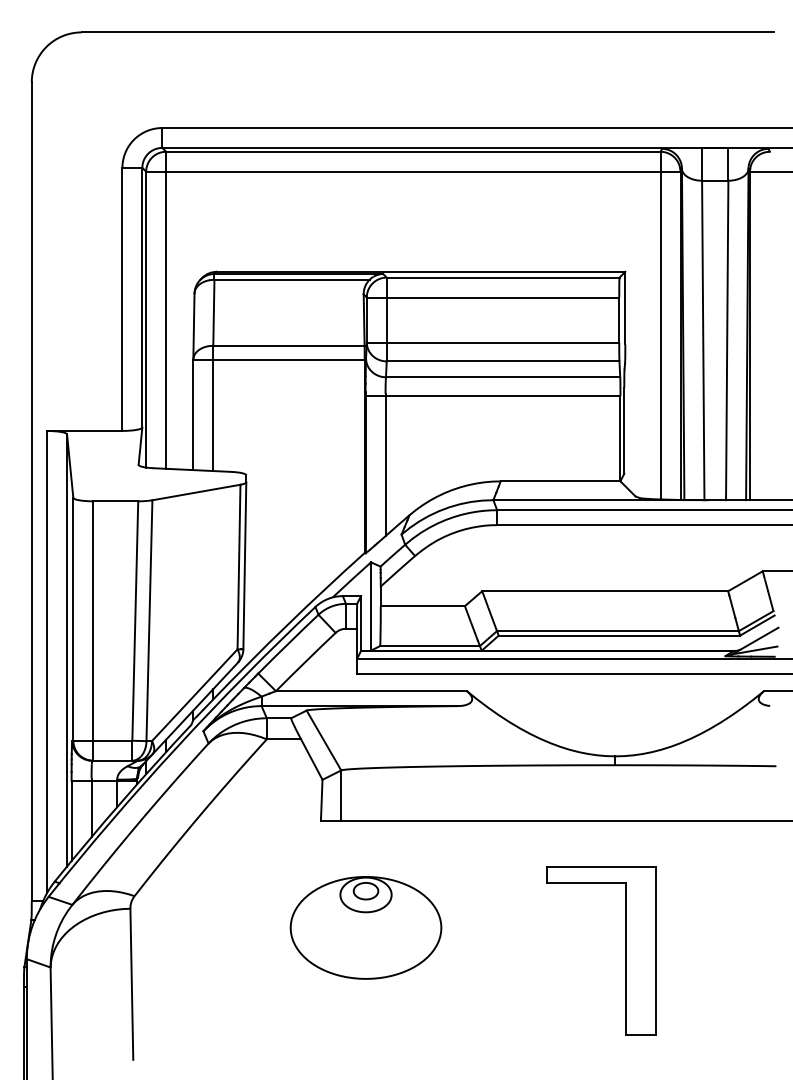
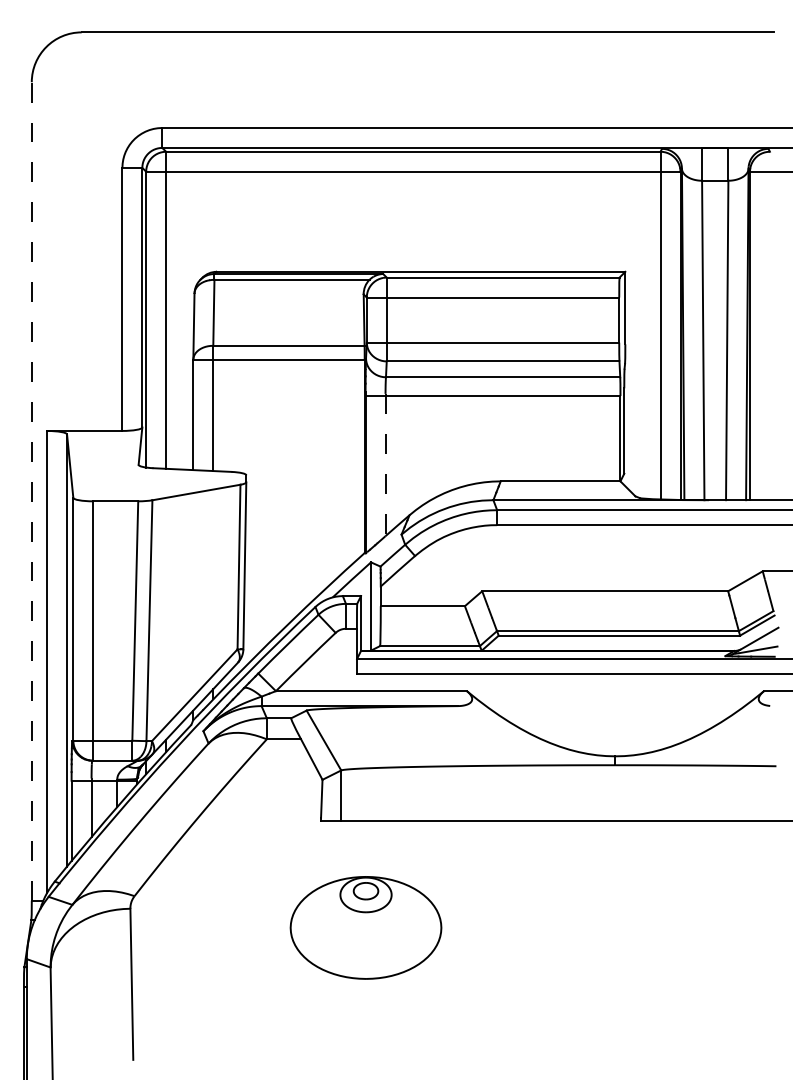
line: solid -> dashed (385, 465)
line: solid -> dashed (31, 491)
part: present -> none (625, 950)
